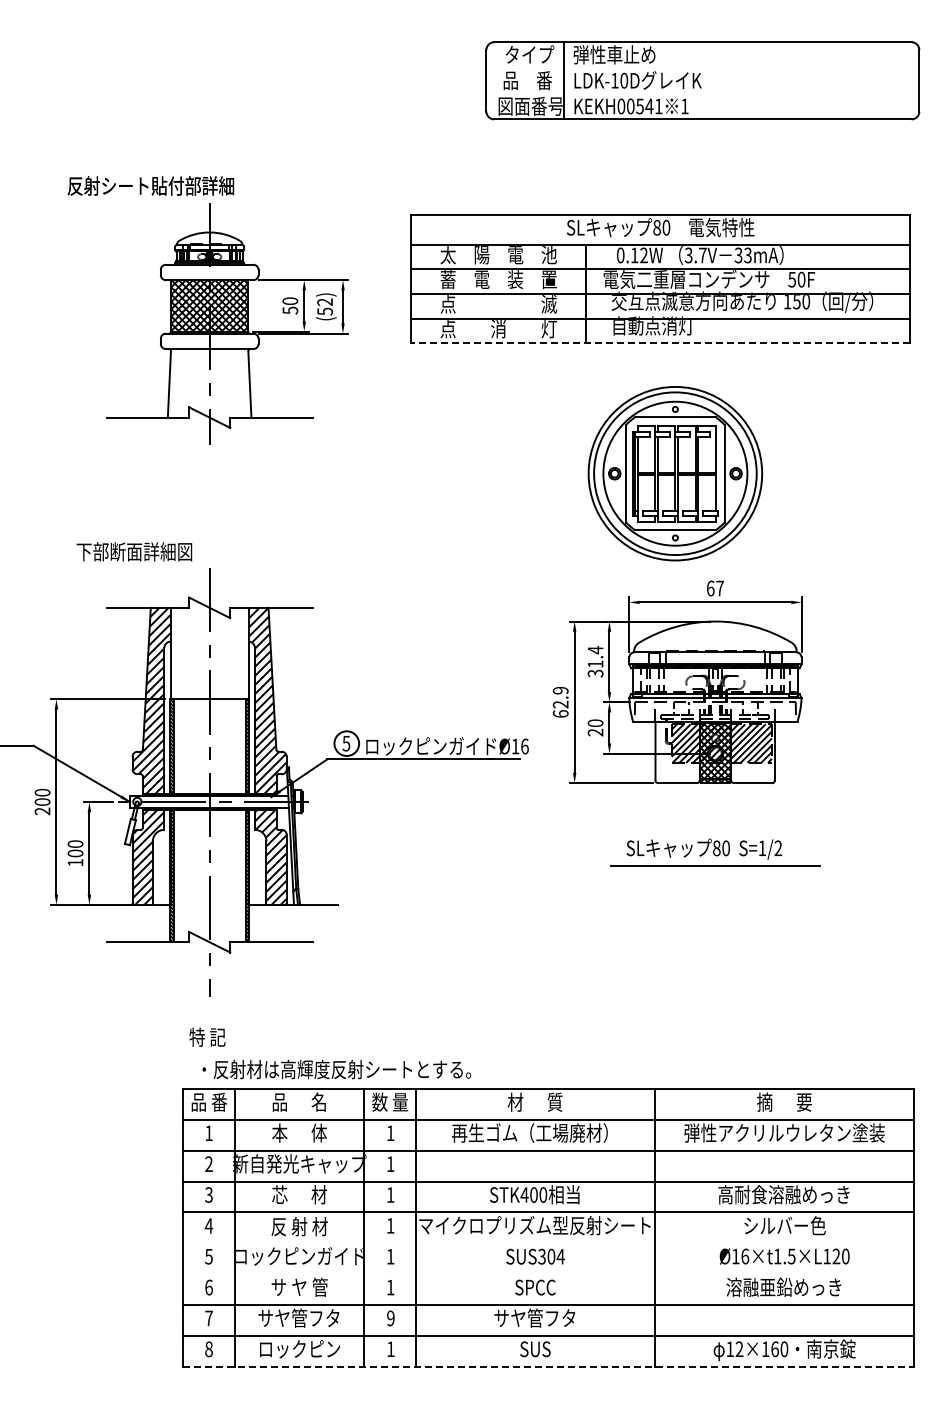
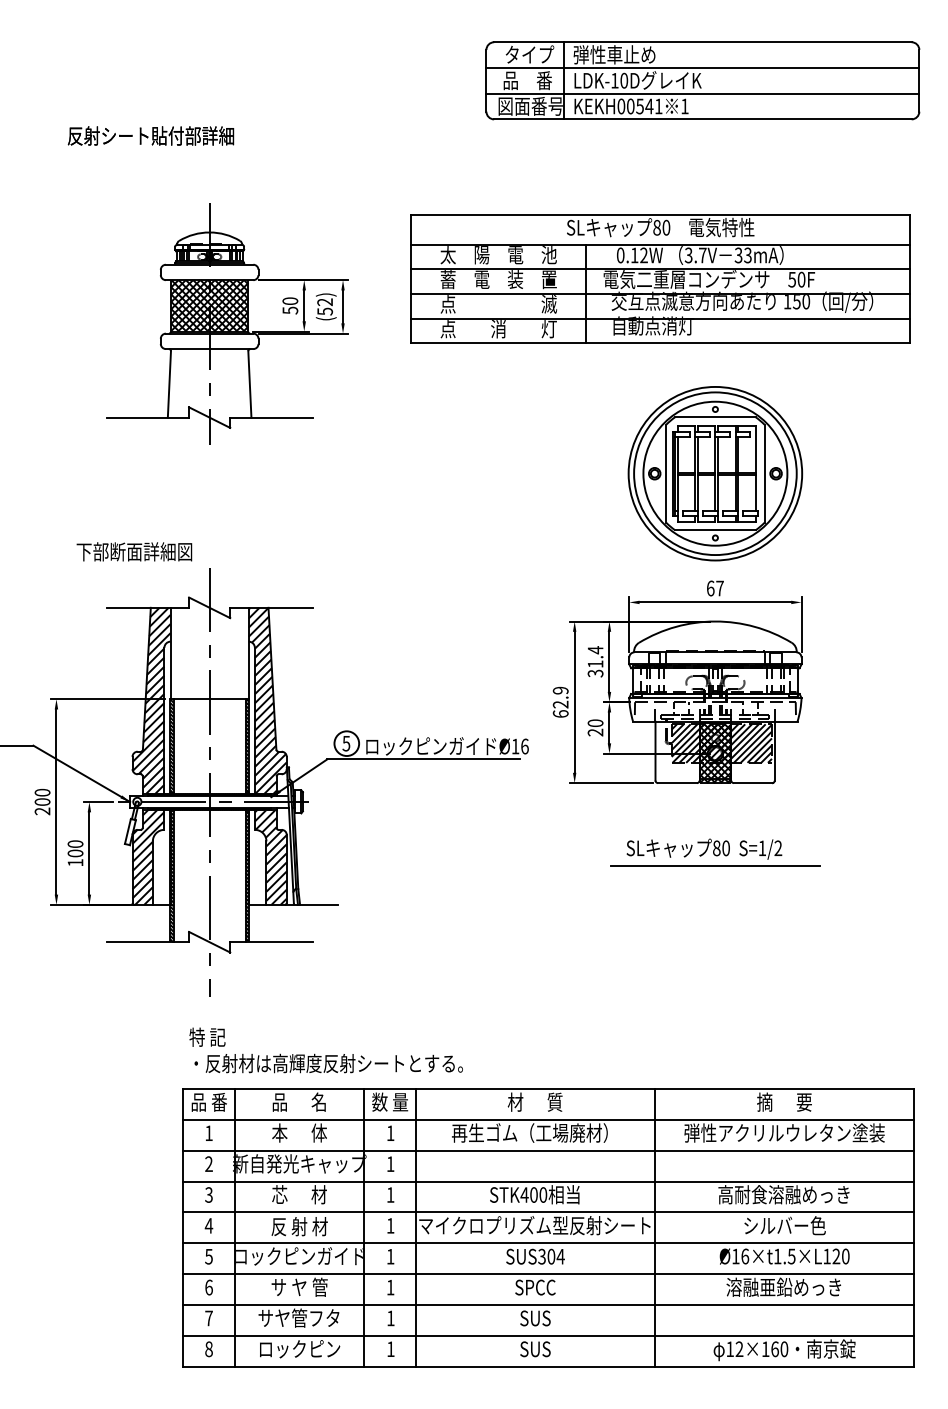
line: none -> present (702, 67)
line: none -> present (702, 93)
text position: (150, 185) -> (150, 135) (150, 135)
line: dashed -> solid (660, 343)
part position: (675, 473) -> (715, 473) (715, 473)
text position: (336, 1069) -> (328, 1063) (328, 1063)
line: none -> present (548, 1243)
line: none -> present (548, 1274)
text: サヤ管フタ -> SUS (534, 1317)
text: 9 -> 1 (390, 1318)
line: dashed -> solid (549, 1366)
